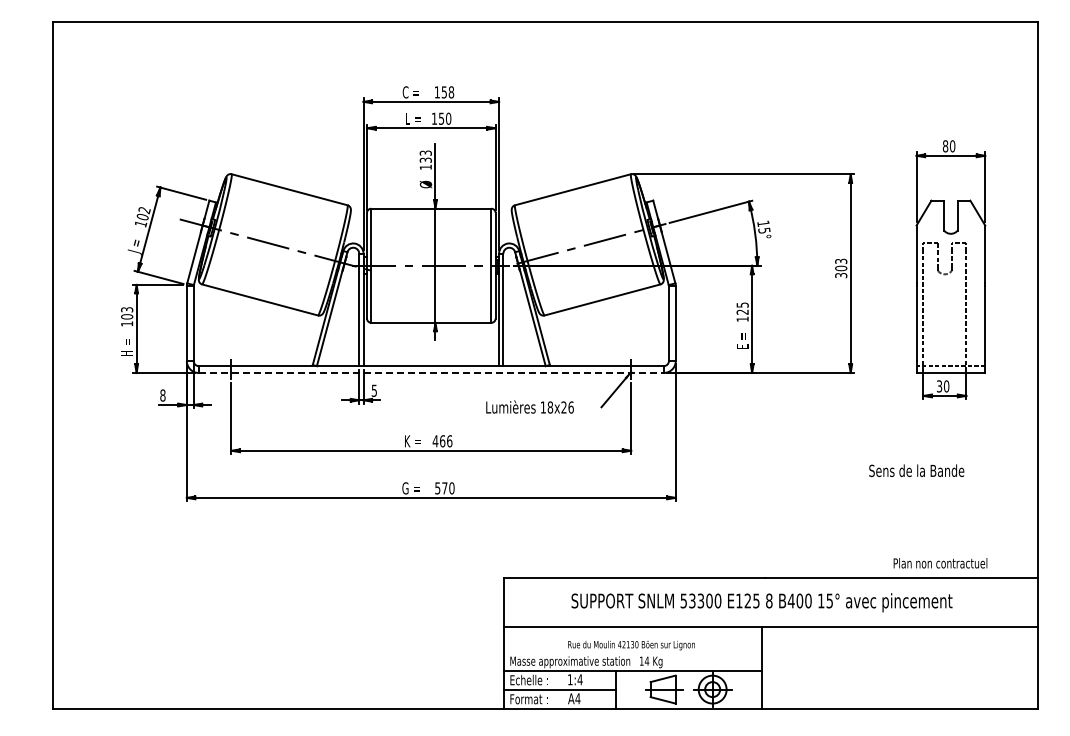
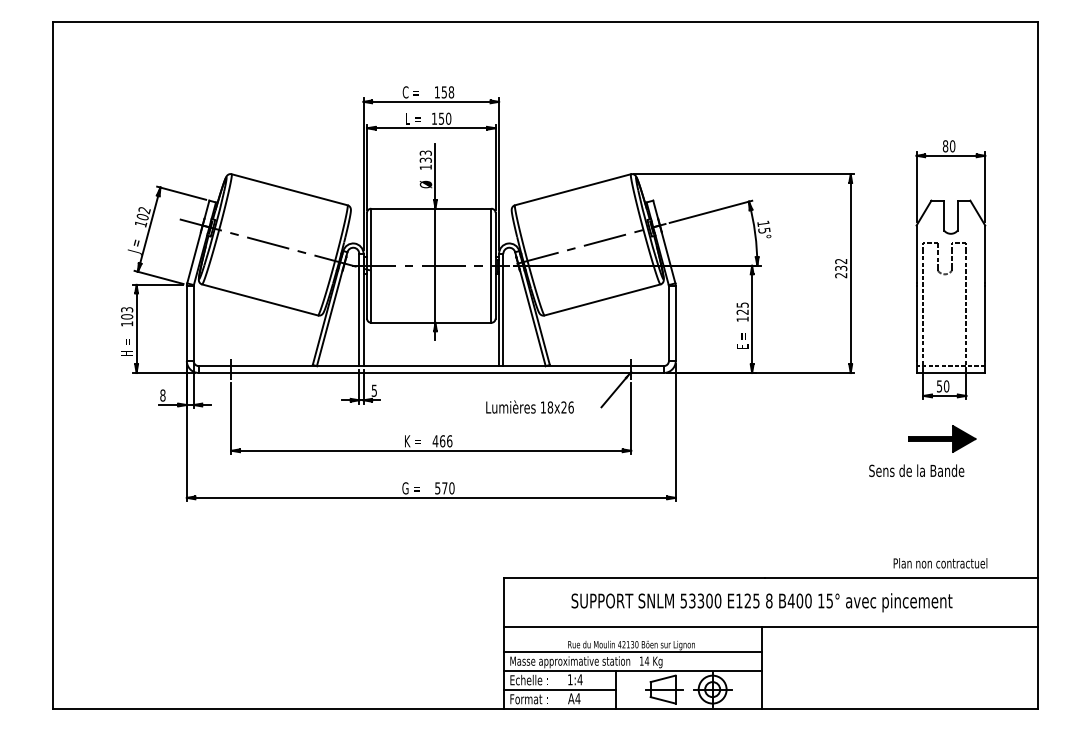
text: 303 -> 232 (841, 268)
line: dashed -> solid (431, 373)
text: 30 -> 50 (939, 385)
part: none -> present (942, 438)
line: none -> present (632, 652)
